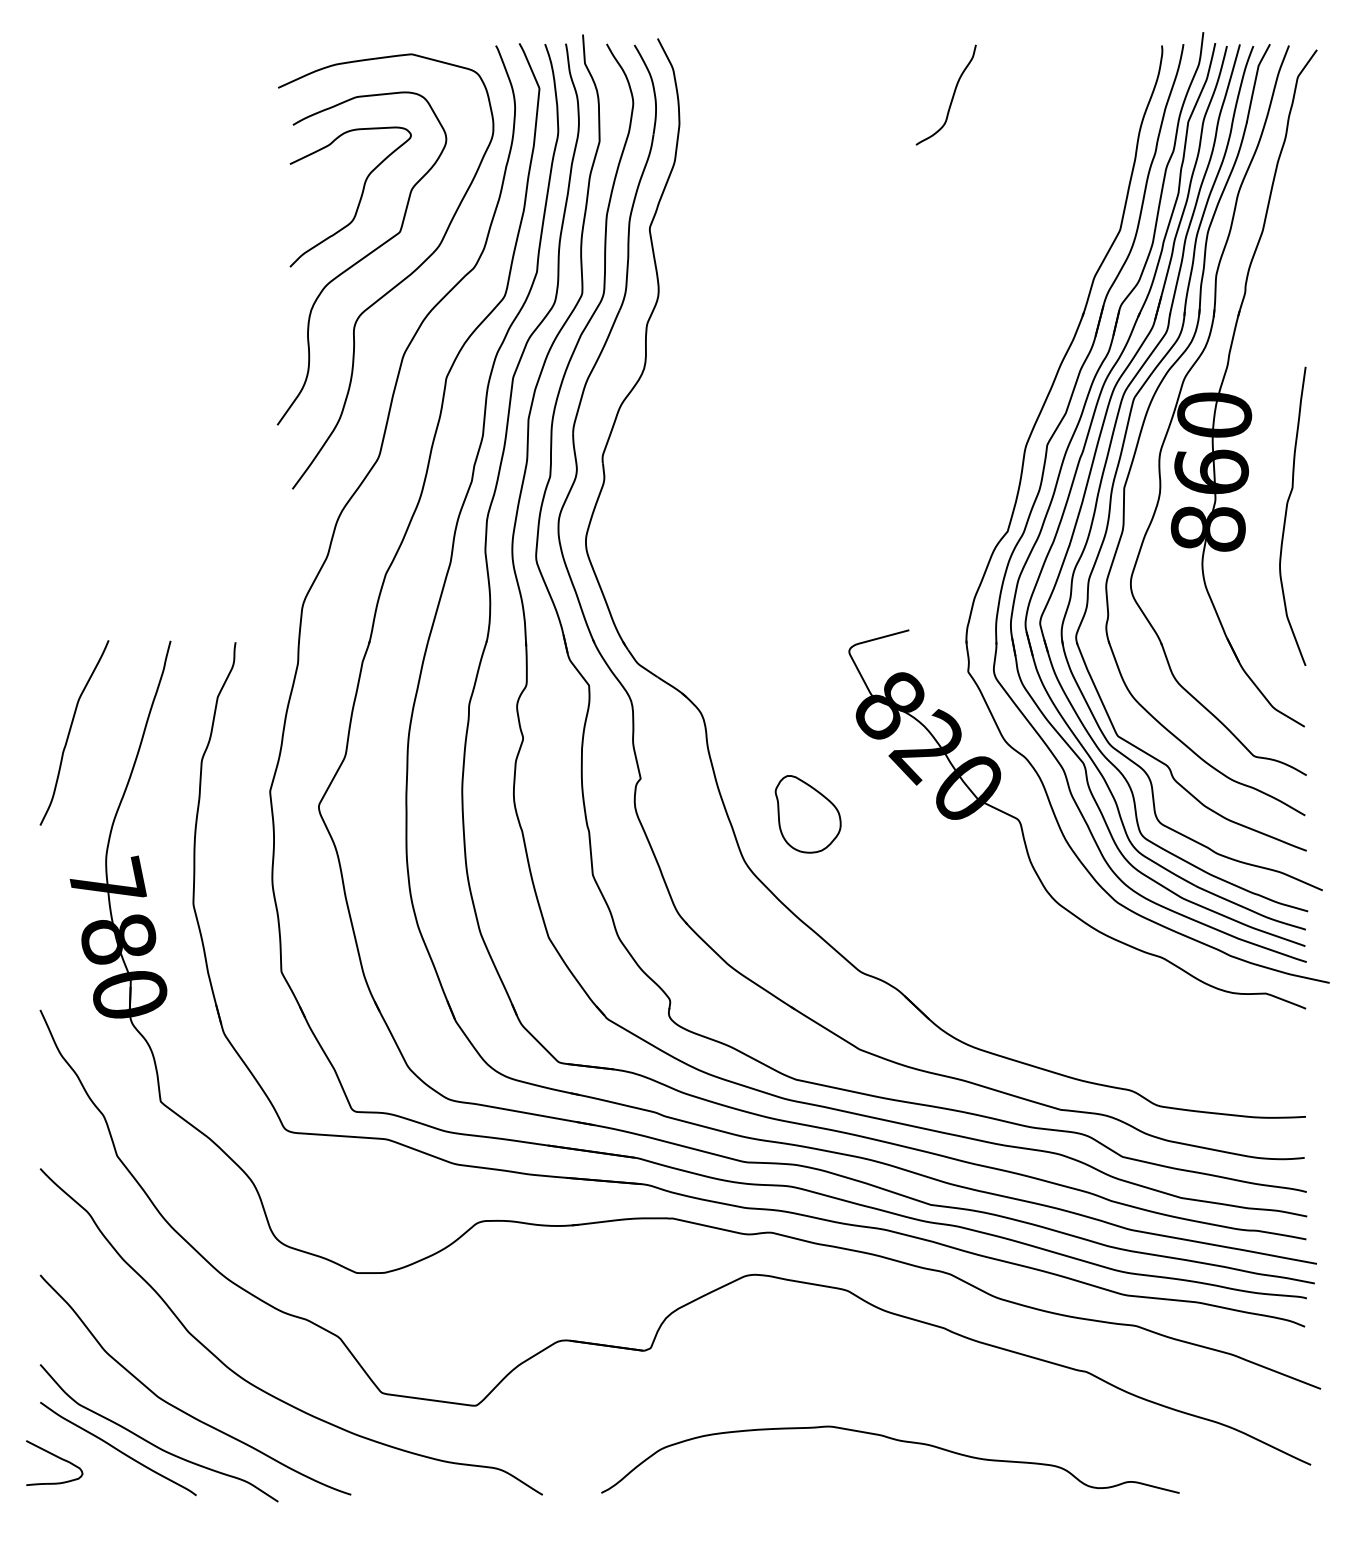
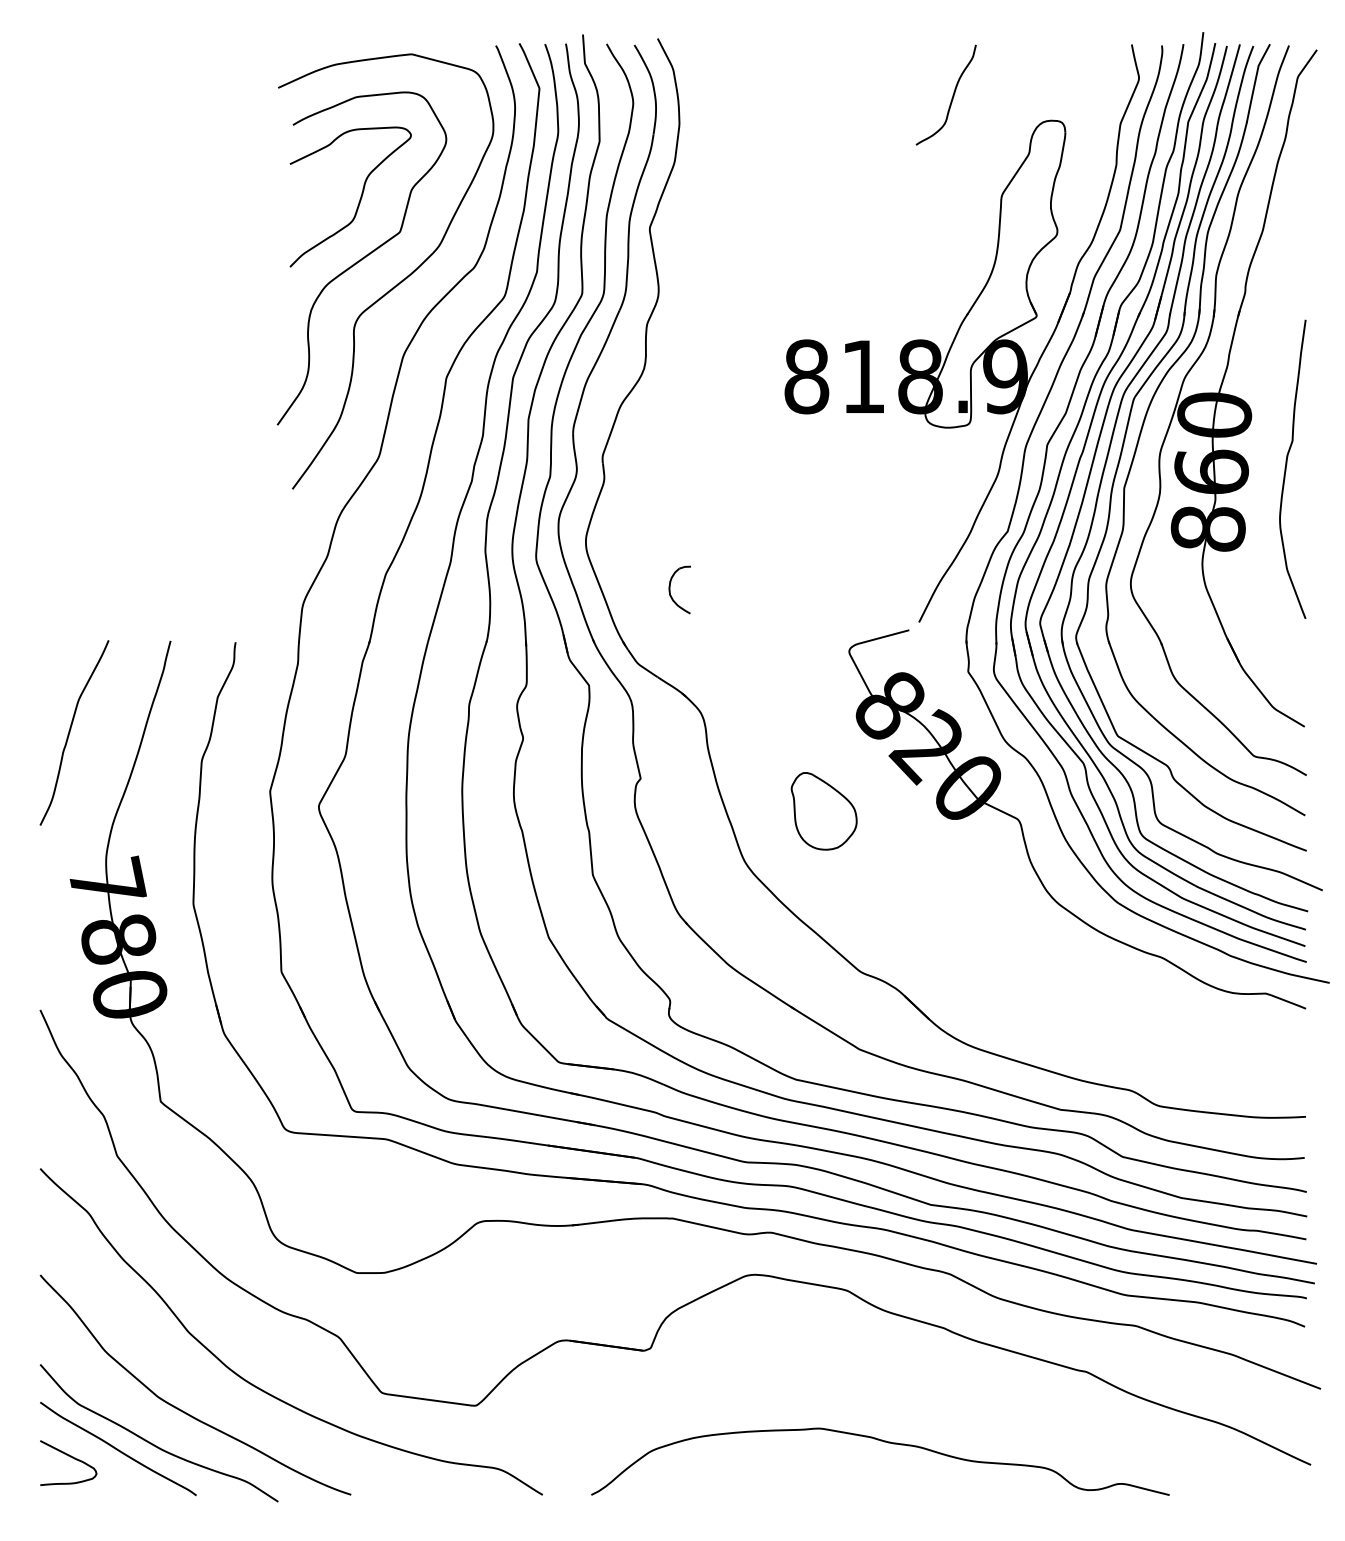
part: none -> present (961, 333)
curve position: (1286, 515) -> (1286, 468) (1286, 468)
part: none -> present (670, 589)
part position: (807, 814) -> (823, 811) (823, 811)
curve position: (894, 1440) -> (884, 1442) (884, 1442)
curve position: (56, 1457) -> (70, 1457) (70, 1457)
